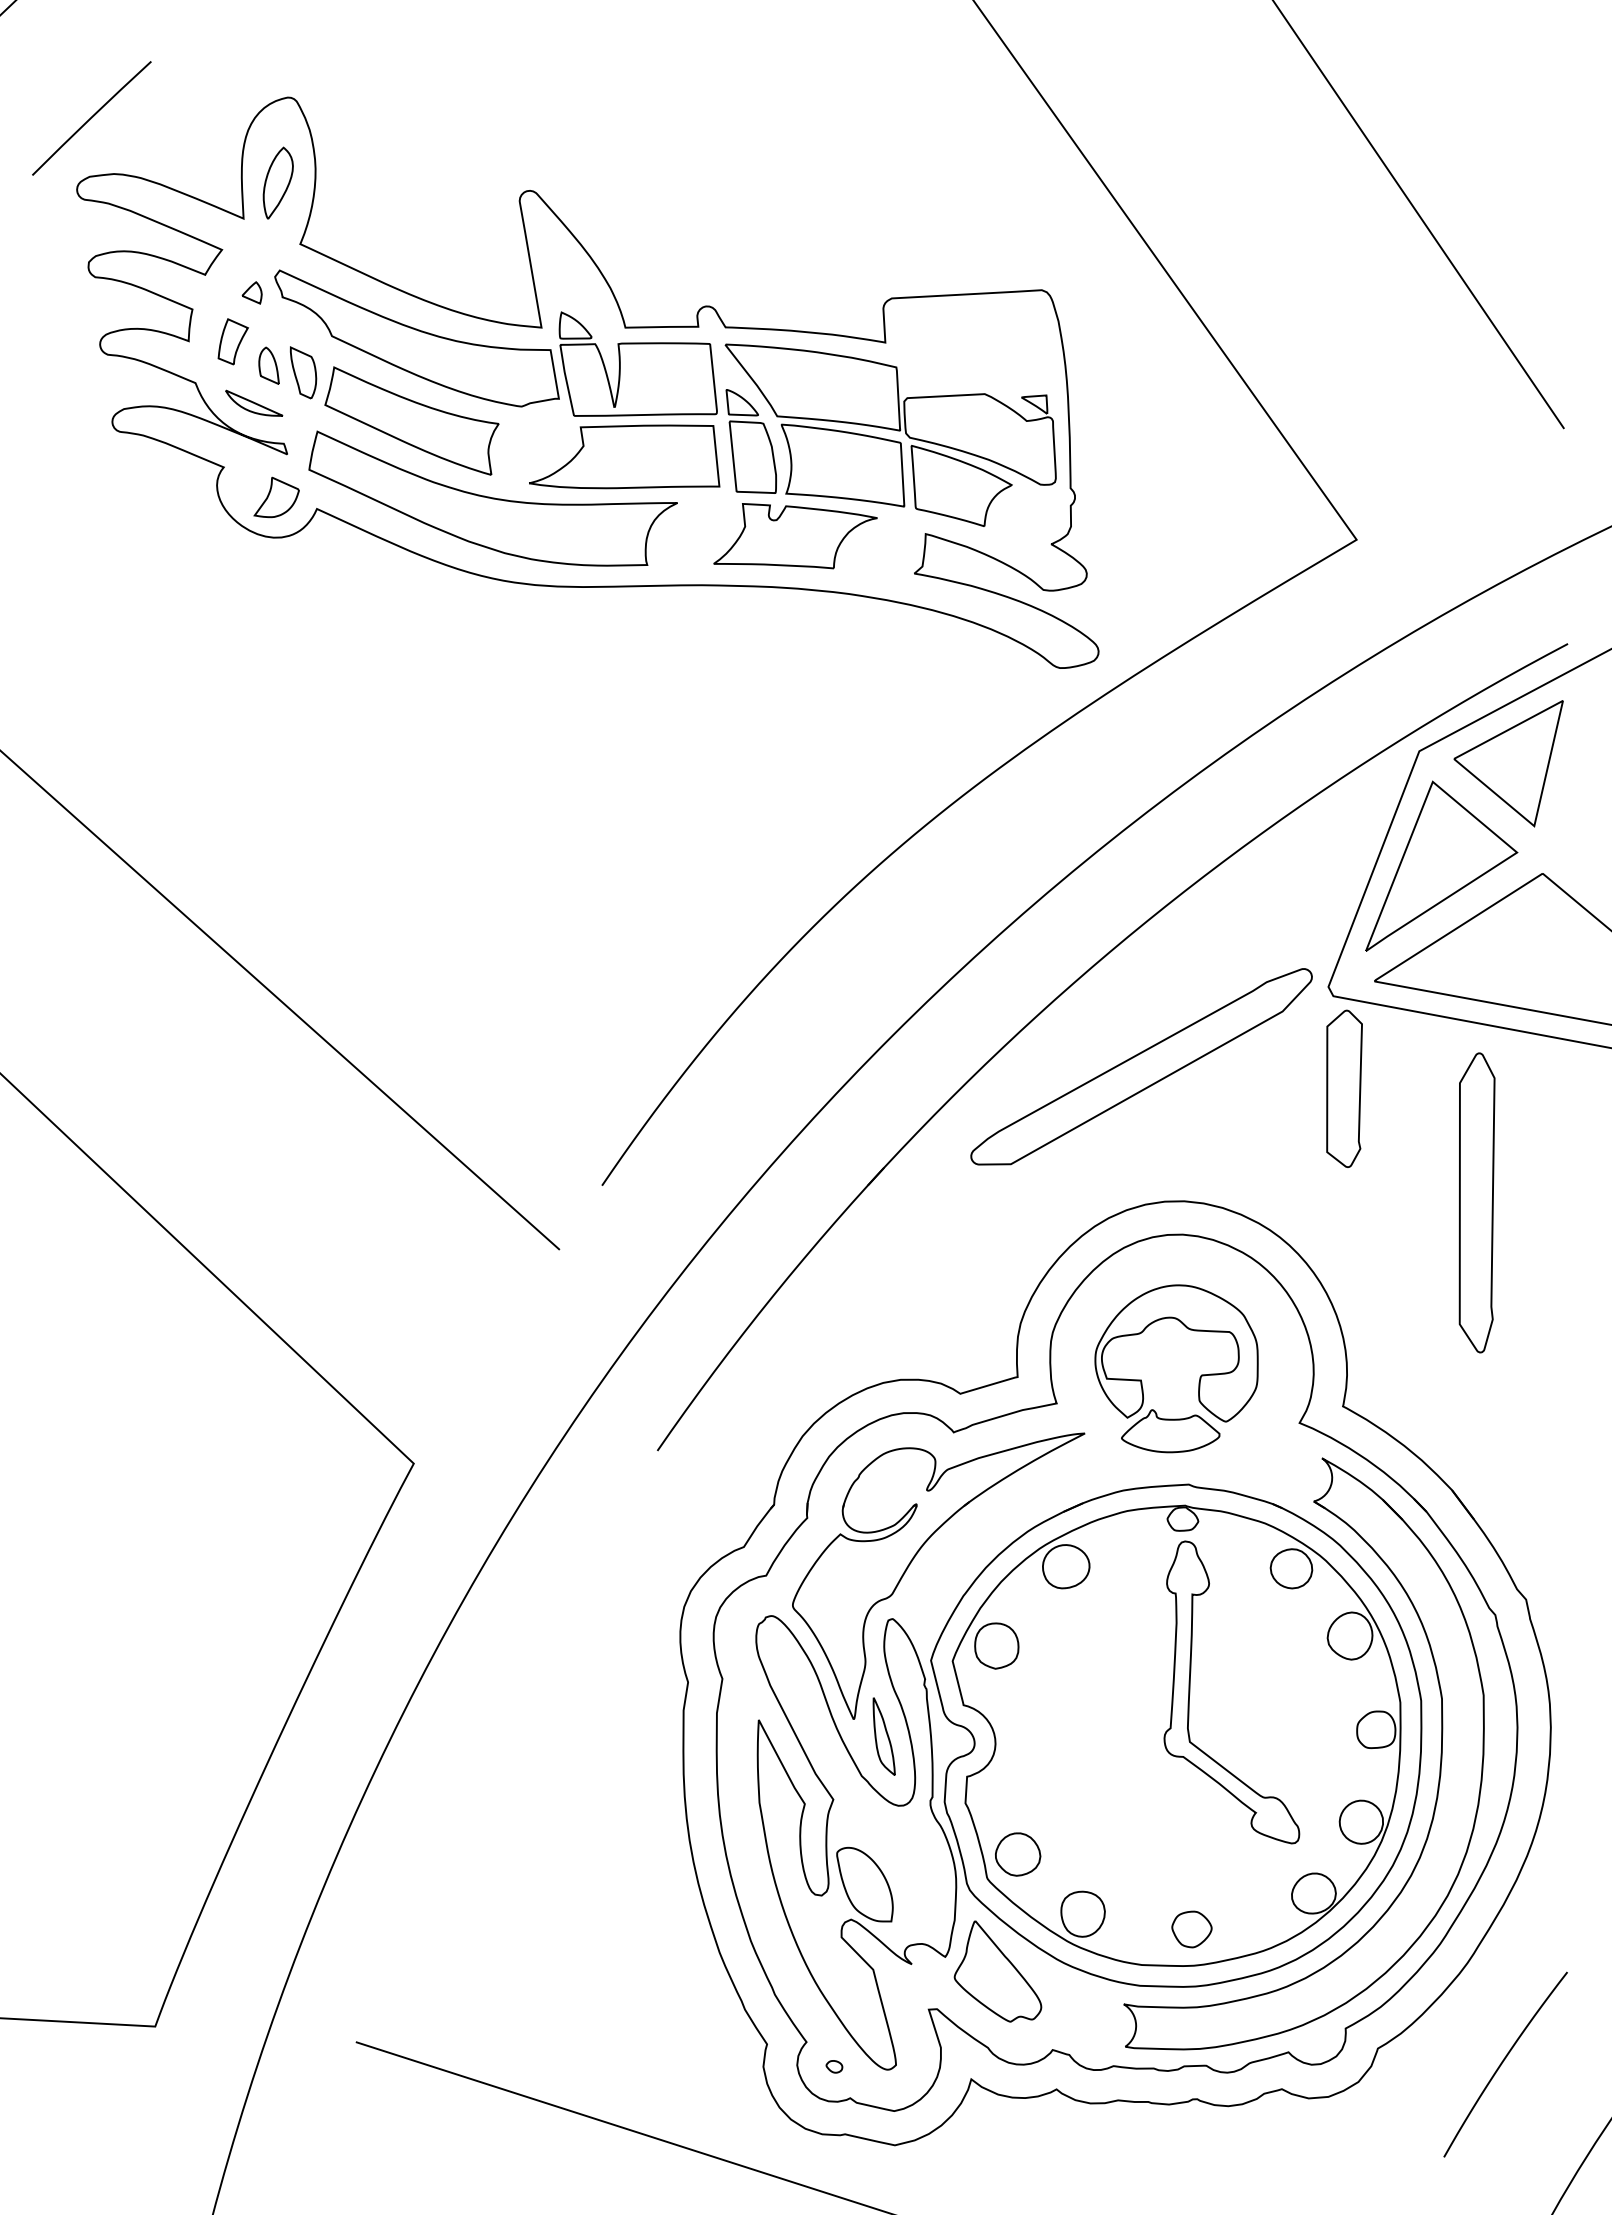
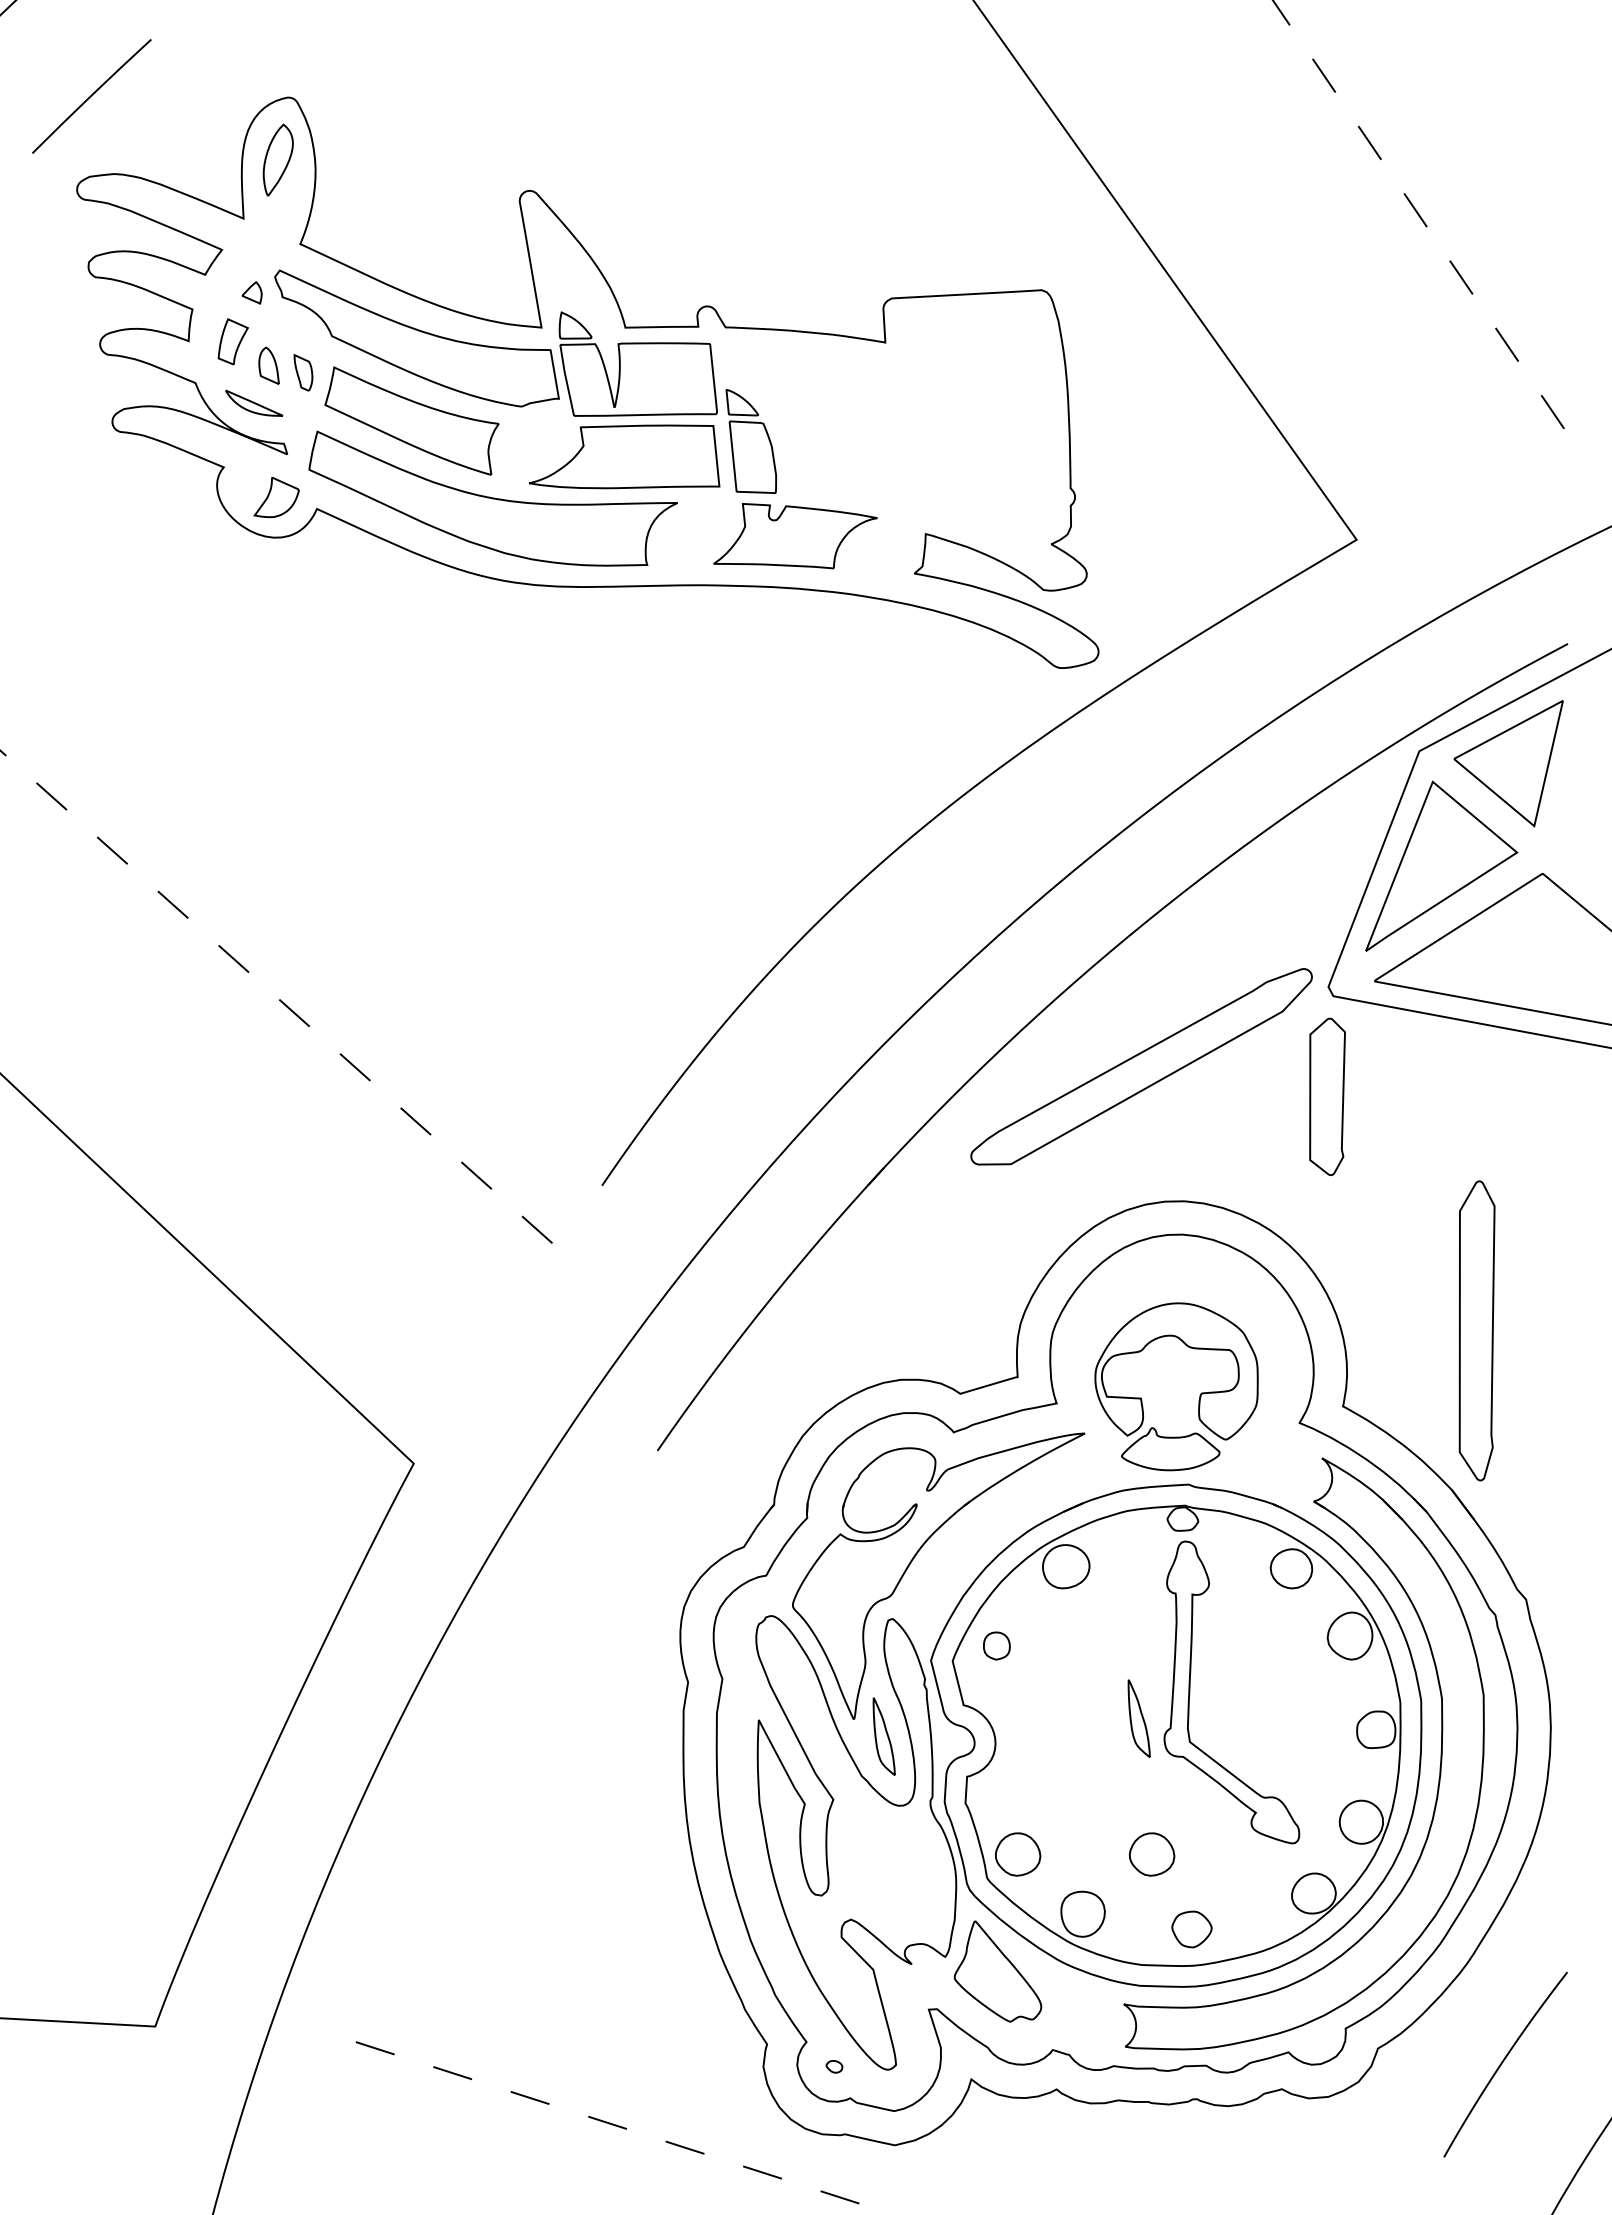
line position: (91, 118) -> (91, 96) (91, 96)
part position: (277, 182) -> (277, 159) (277, 159)
line: solid -> dashed (1418, 214)
part size: 29x54 px -> 21x38 px (303, 372)
part: present -> none (890, 434)
line: solid -> dashed (280, 1000)
part position: (1344, 1088) -> (1327, 1096) (1327, 1096)
part position: (1476, 1202) -> (1476, 1330) (1476, 1330)
part position: (1199, 1377) -> (1199, 1395) (1199, 1395)
part size: 46x48 px -> 28x30 px (996, 1645)
part: none -> present (1138, 1718)
part: none -> present (1152, 1854)
part: present -> none (864, 1884)
line: solid -> dashed (625, 2128)
